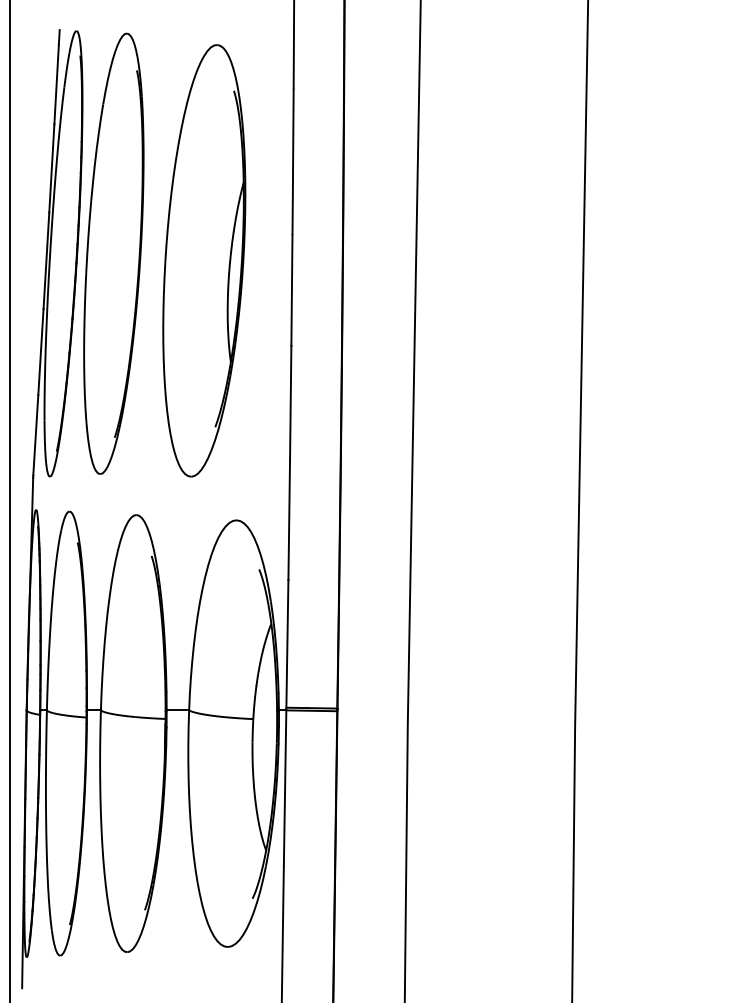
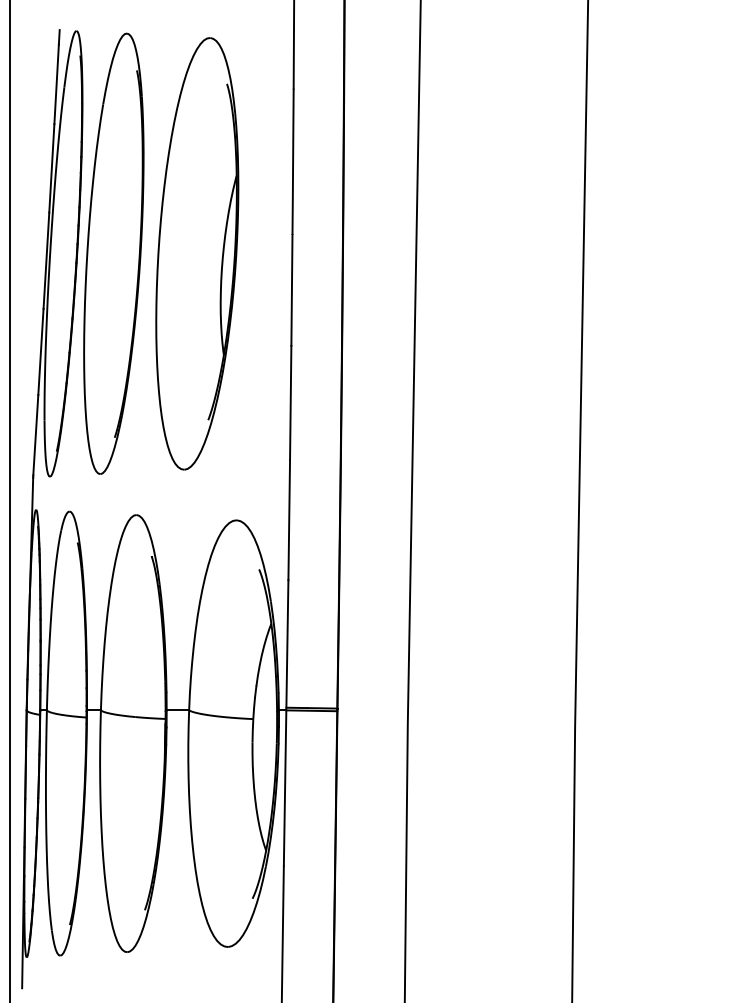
part position: (204, 260) -> (197, 253) (197, 253)
